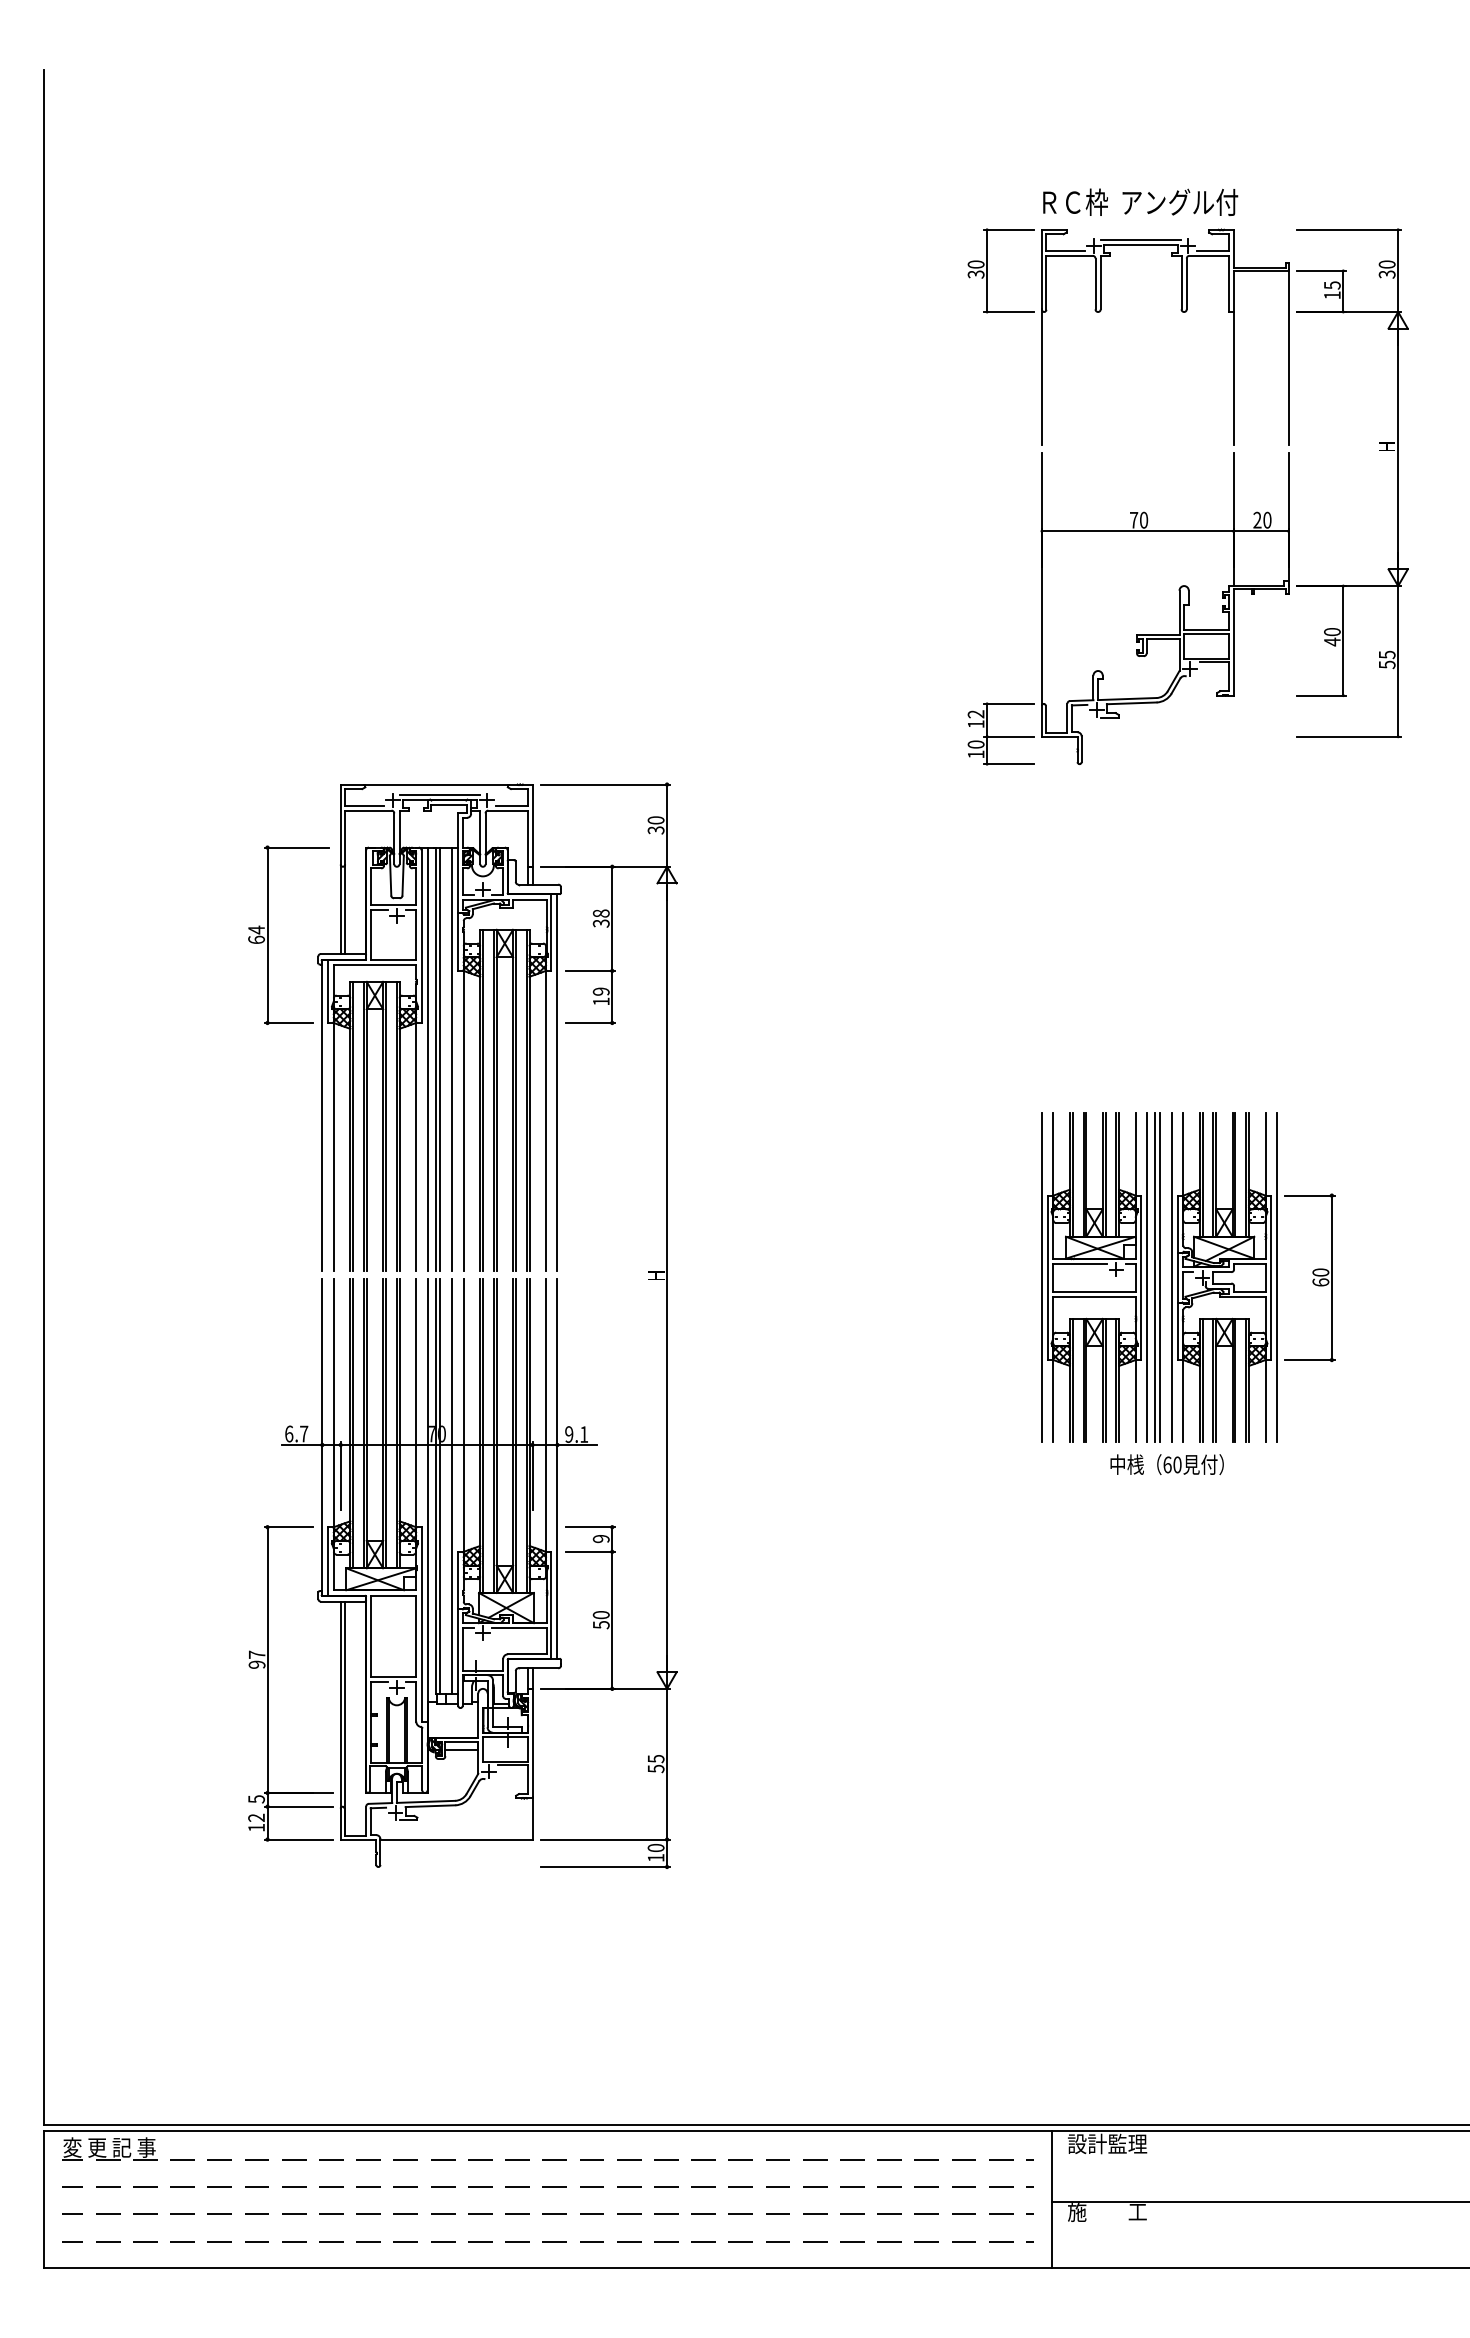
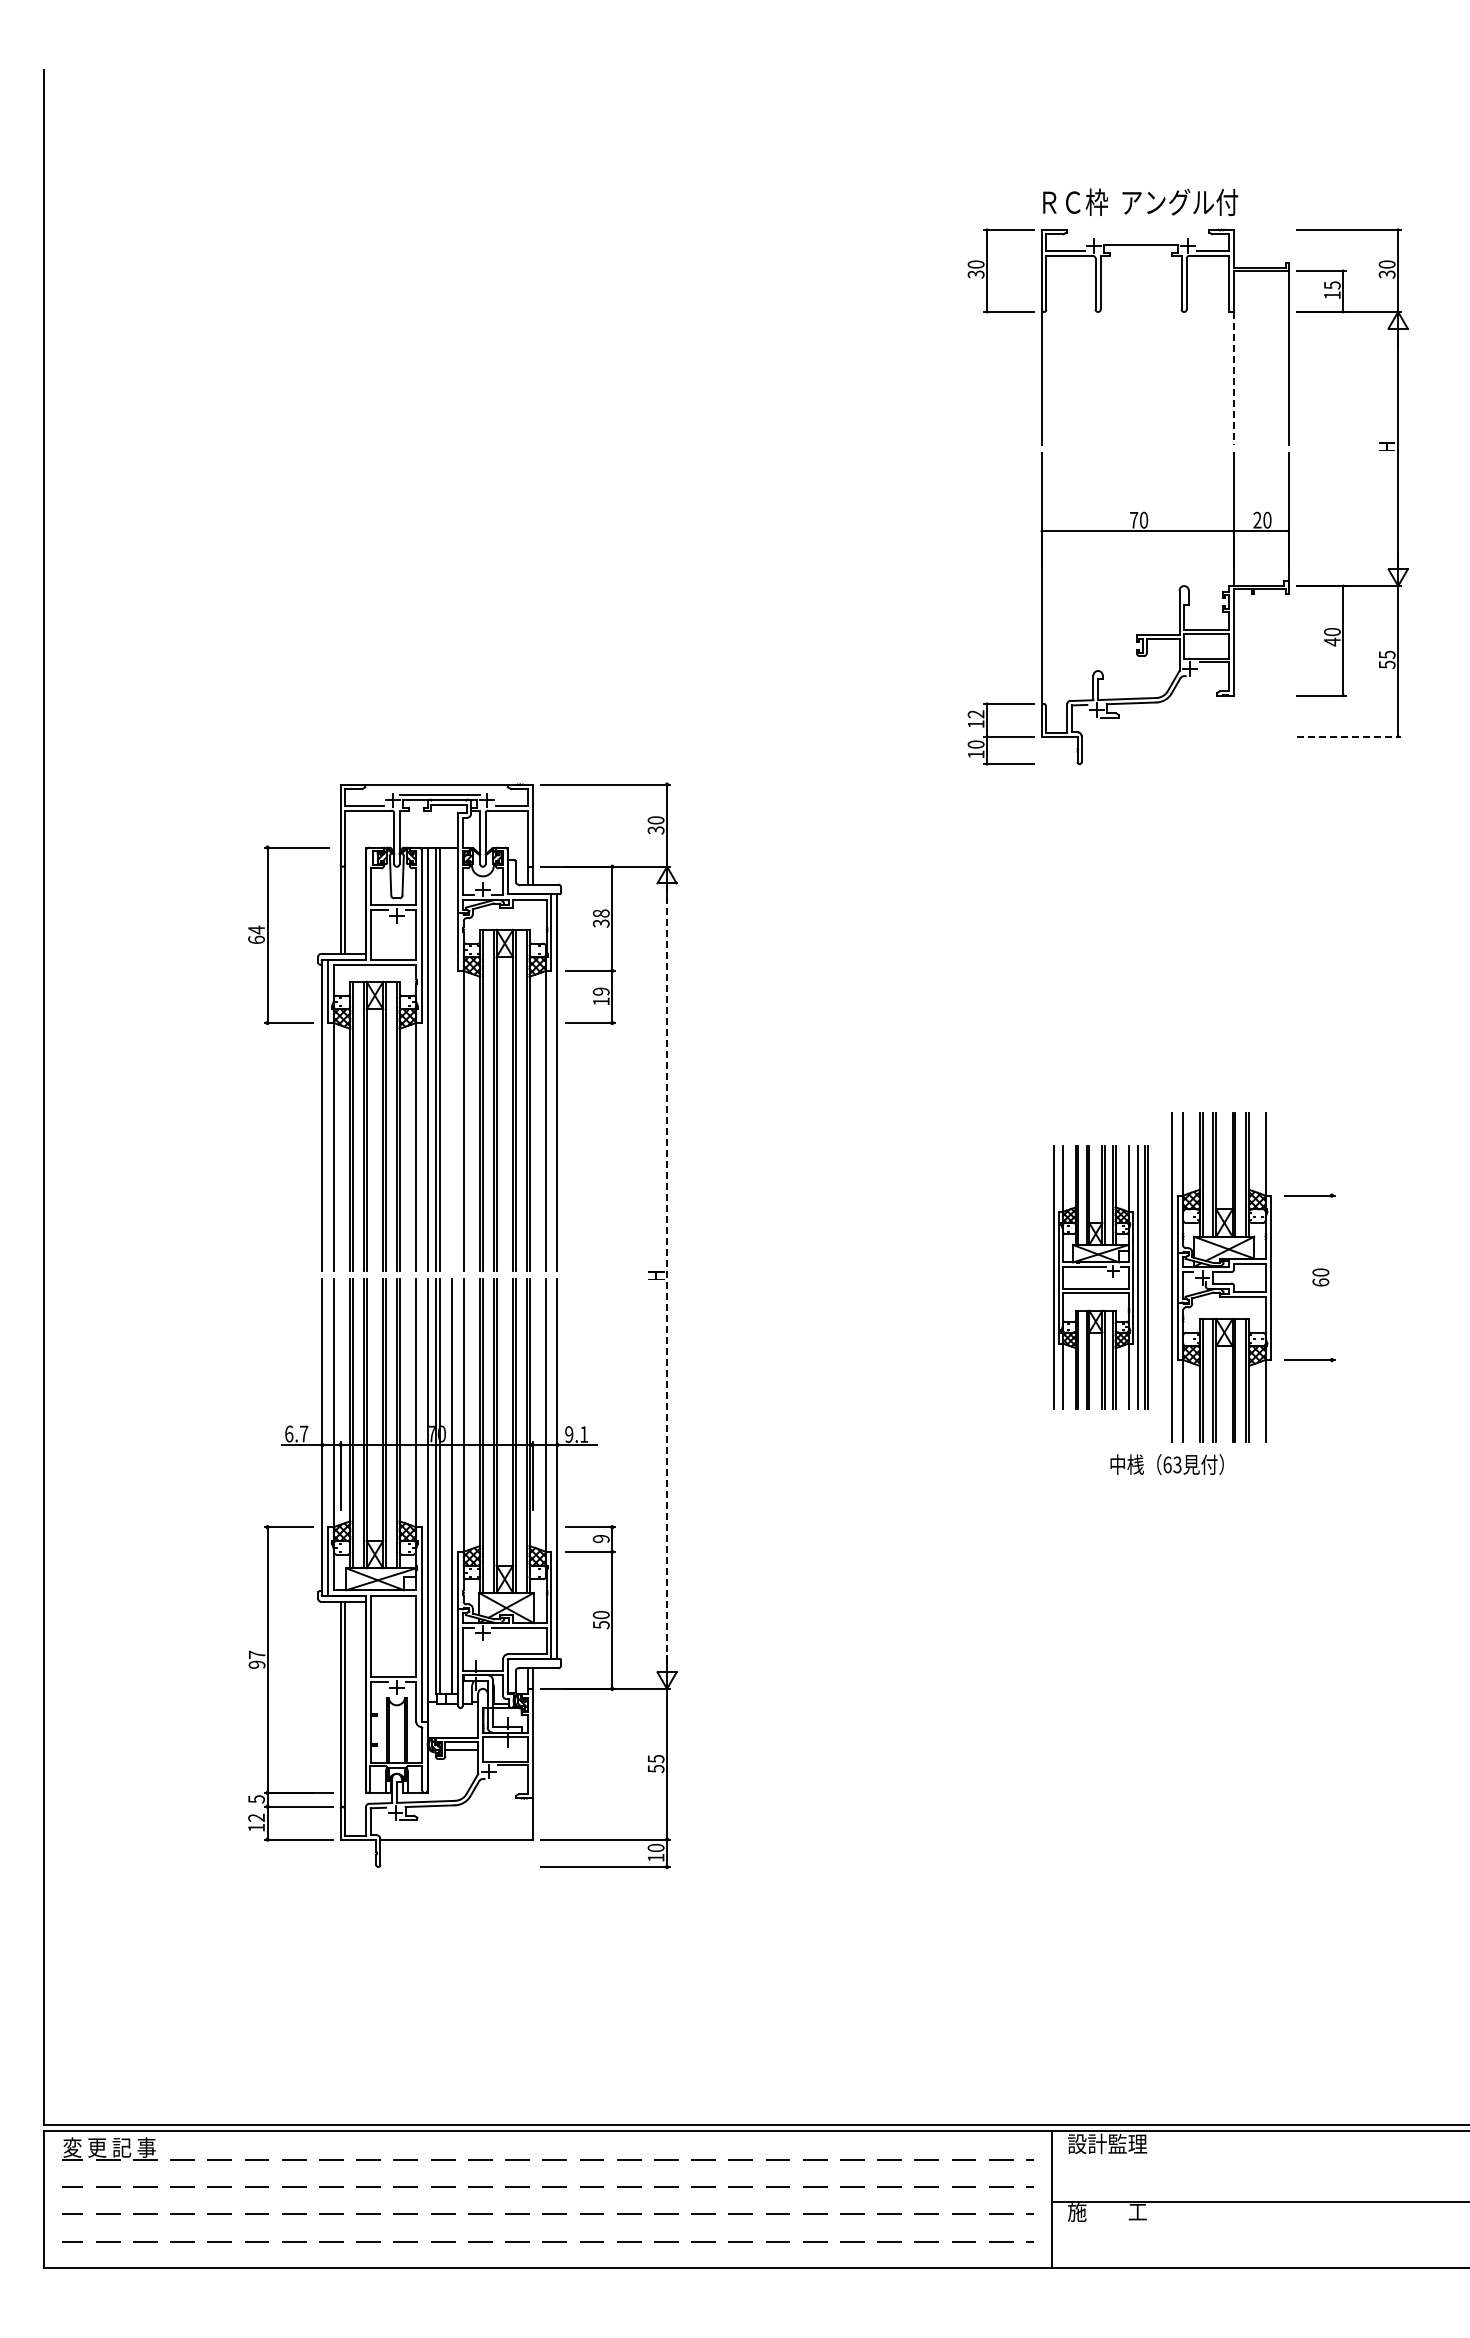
line: present -> none (1140, 240)
line: solid -> dashed (1233, 378)
line: solid -> dashed (1349, 736)
line: present -> none (452, 1058)
line: solid -> dashed (667, 1277)
part size: 120x331 px -> 96x265 px (1100, 1277)
line: present -> none (1277, 1277)
line: present -> none (1331, 1277)
text: 60 -> 63 (1177, 1464)
